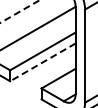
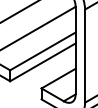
line: dashed -> solid (19, 11)
line: dashed -> solid (42, 62)
